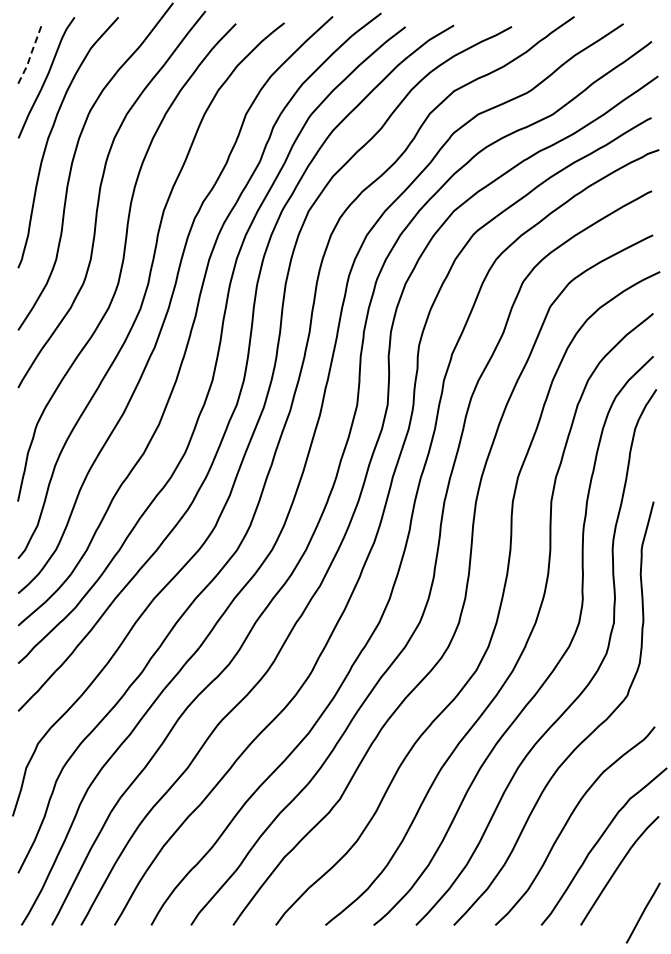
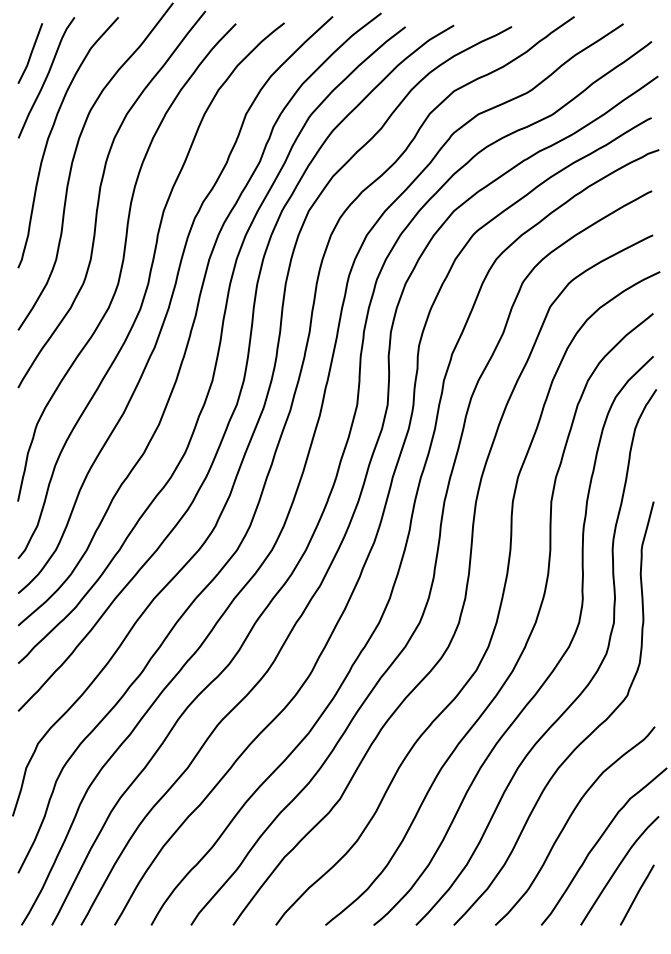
line: dashed -> solid (31, 53)
line position: (642, 912) -> (636, 894) (636, 894)
